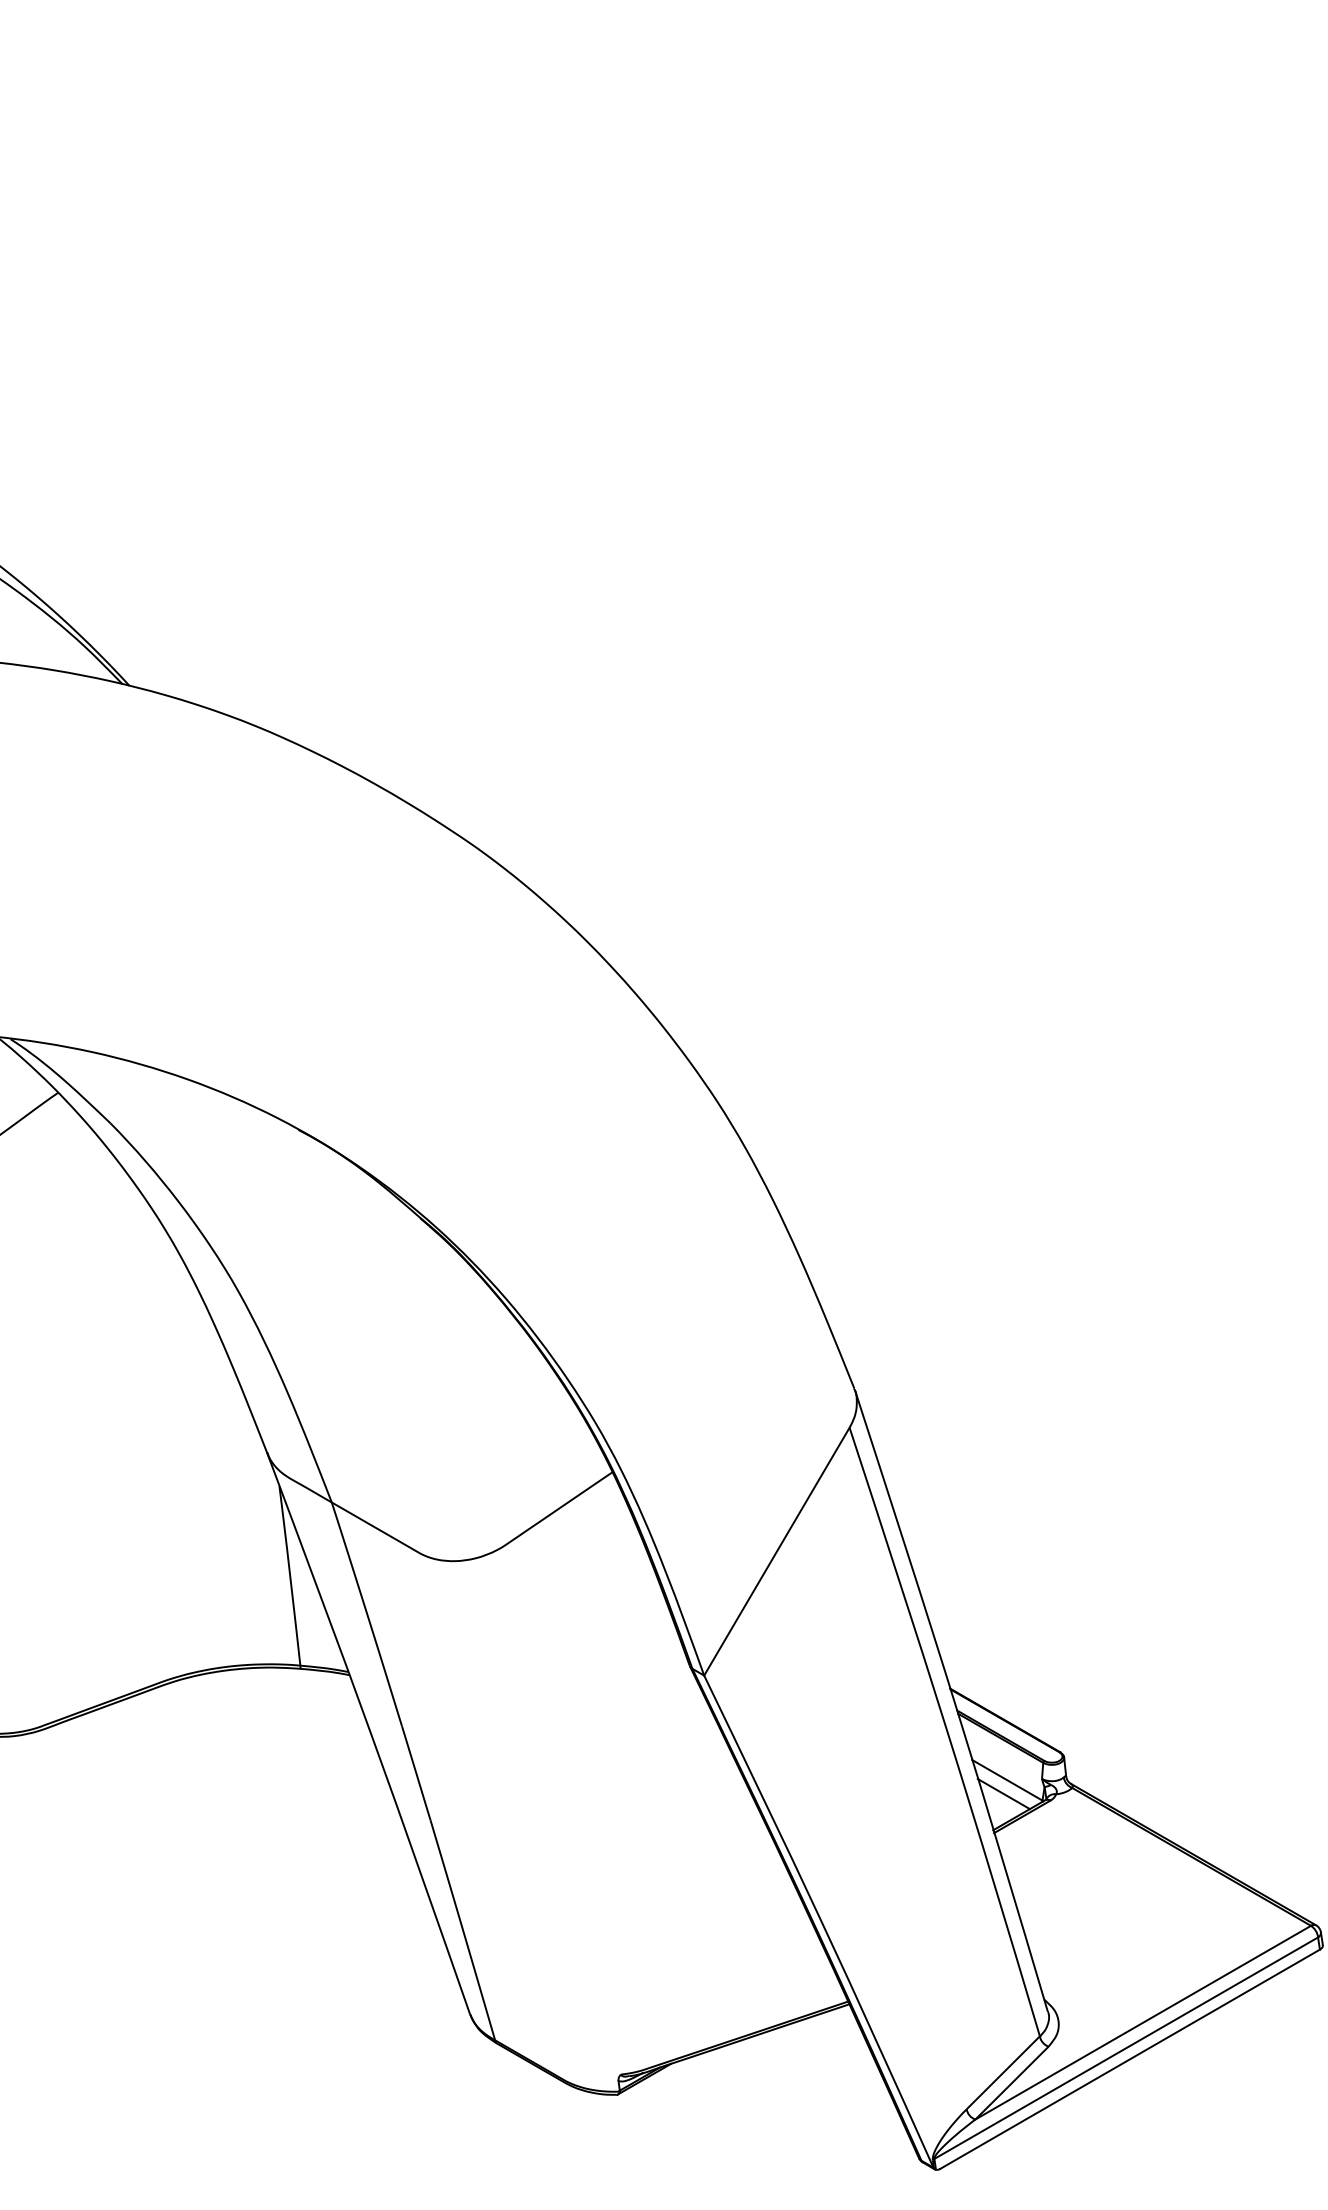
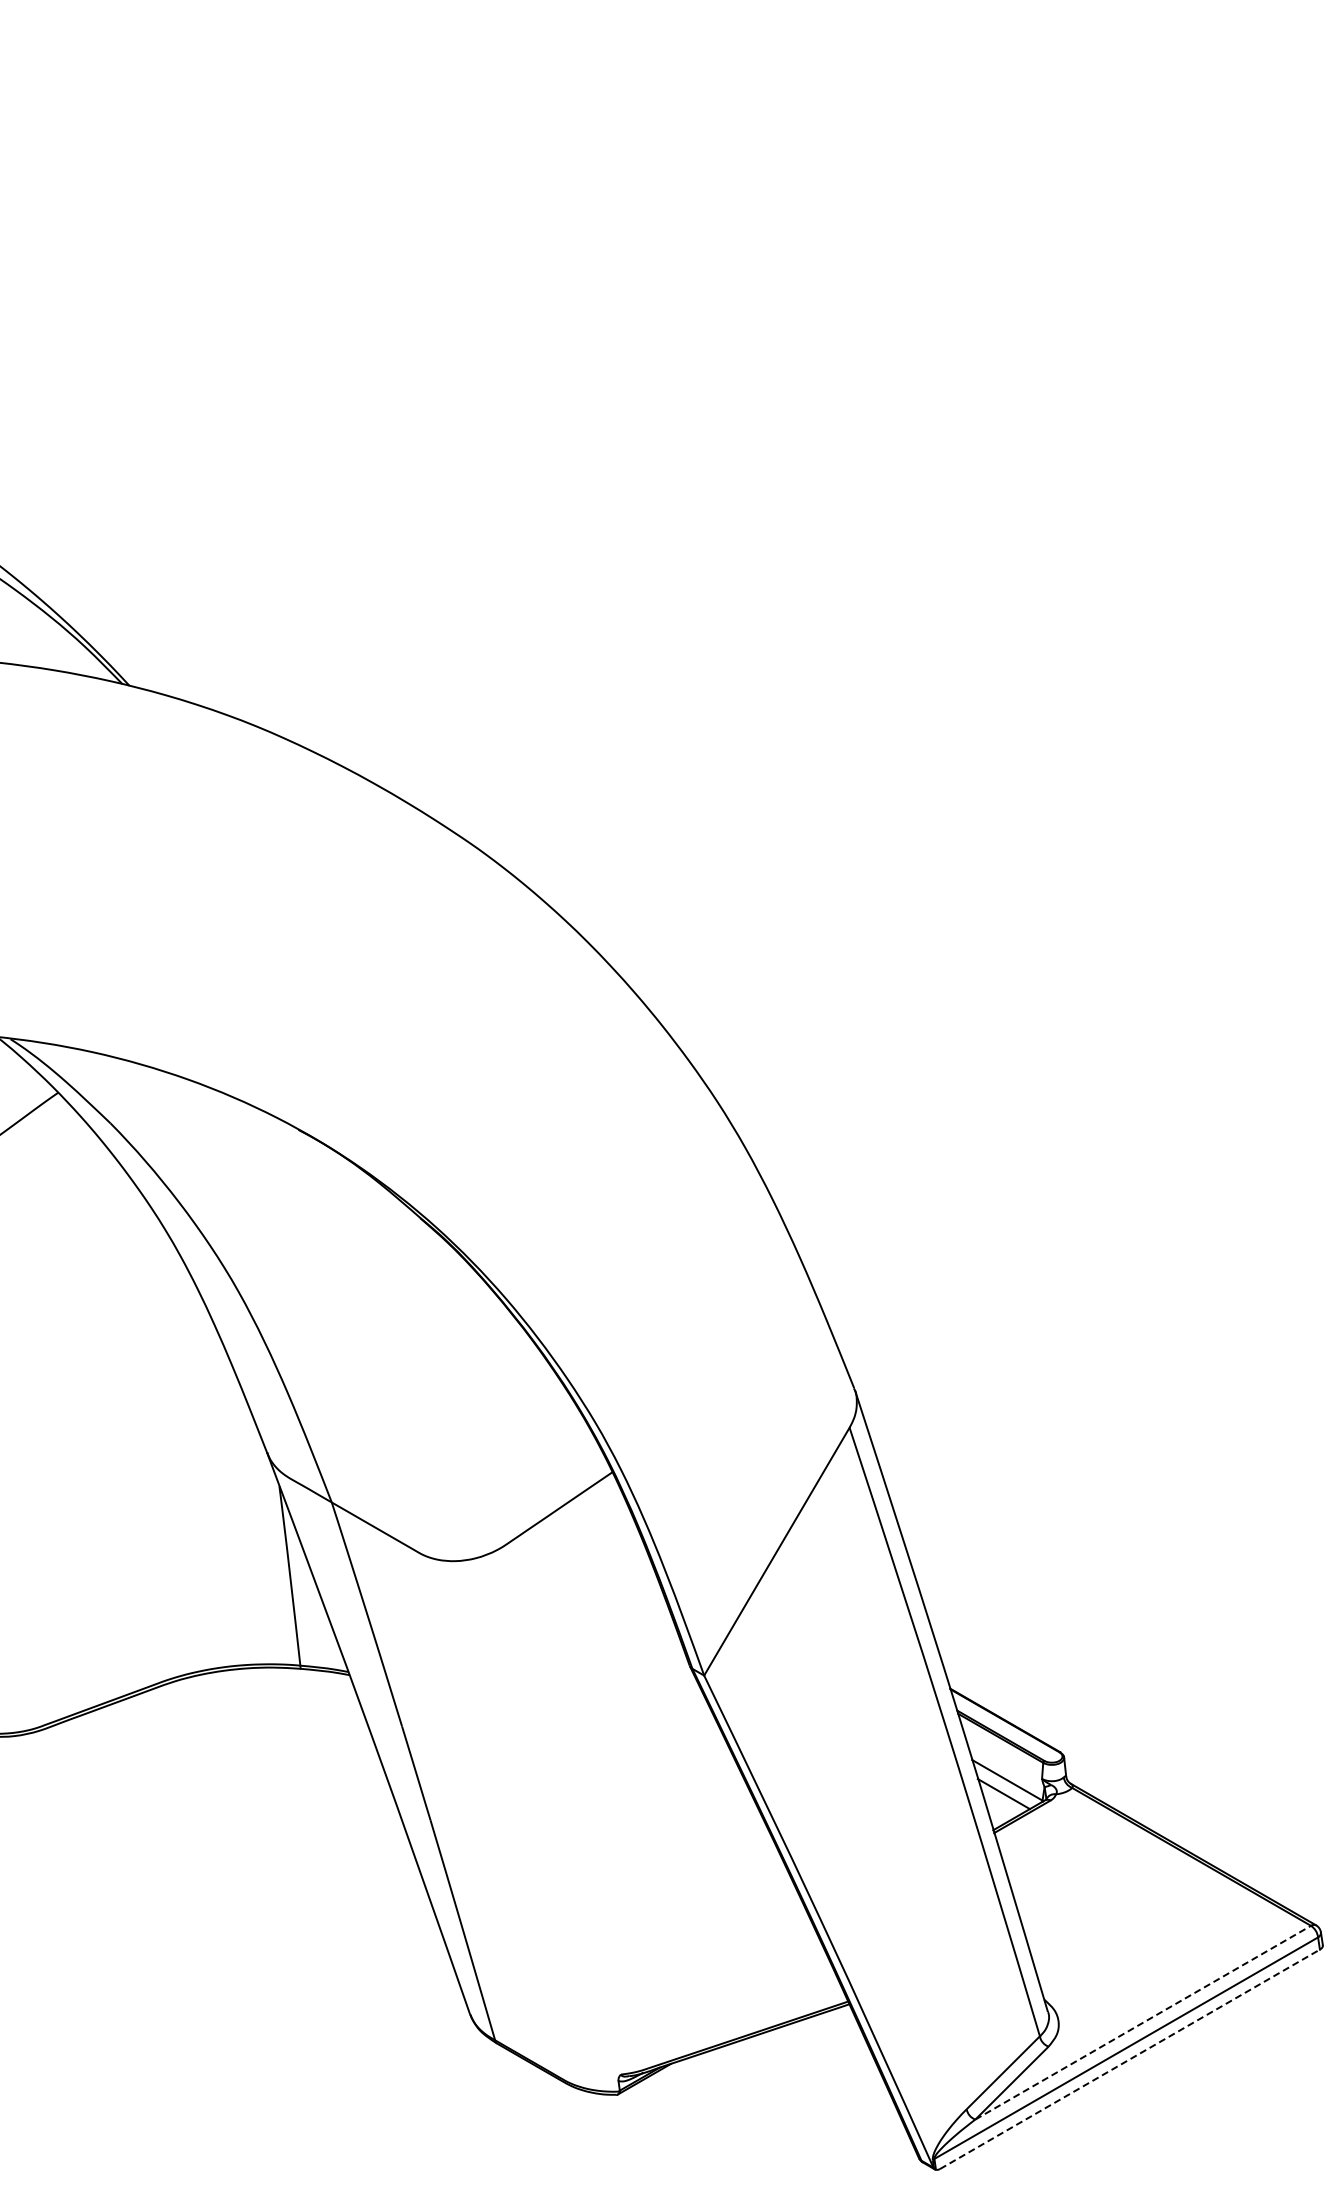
line: solid -> dashed (1143, 2022)
line: solid -> dashed (1130, 2059)
